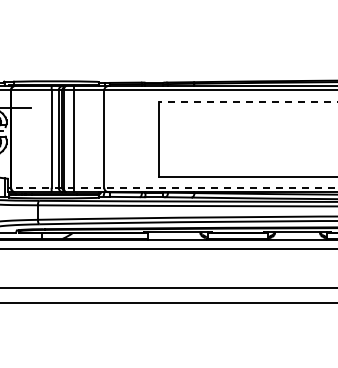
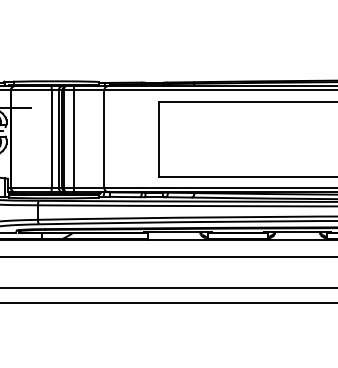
line: dashed -> solid (247, 101)
line: dashed -> solid (172, 187)
line position: (168, 248) -> (168, 256) (168, 256)
